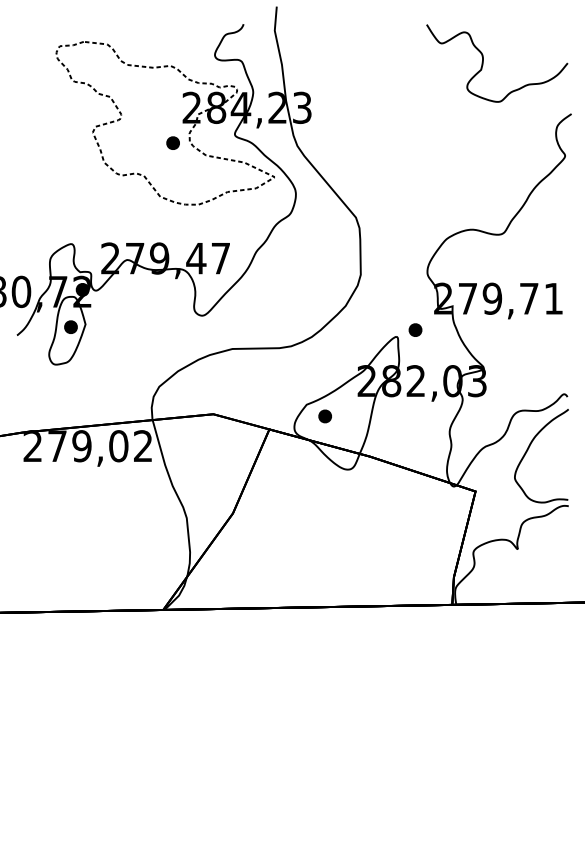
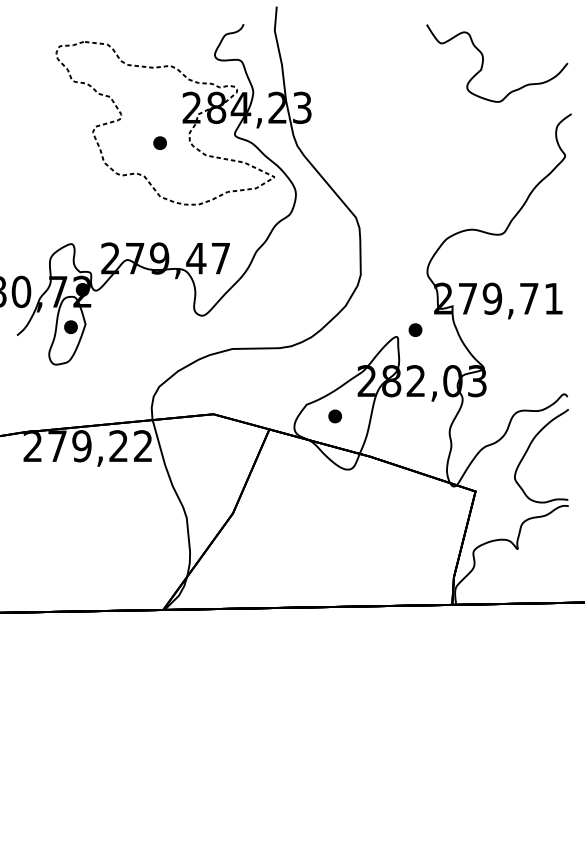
part position: (172, 142) -> (159, 142) (159, 142)
part position: (324, 416) -> (334, 416) (334, 416)
text: 279,02 -> 279,22 (118, 446)
